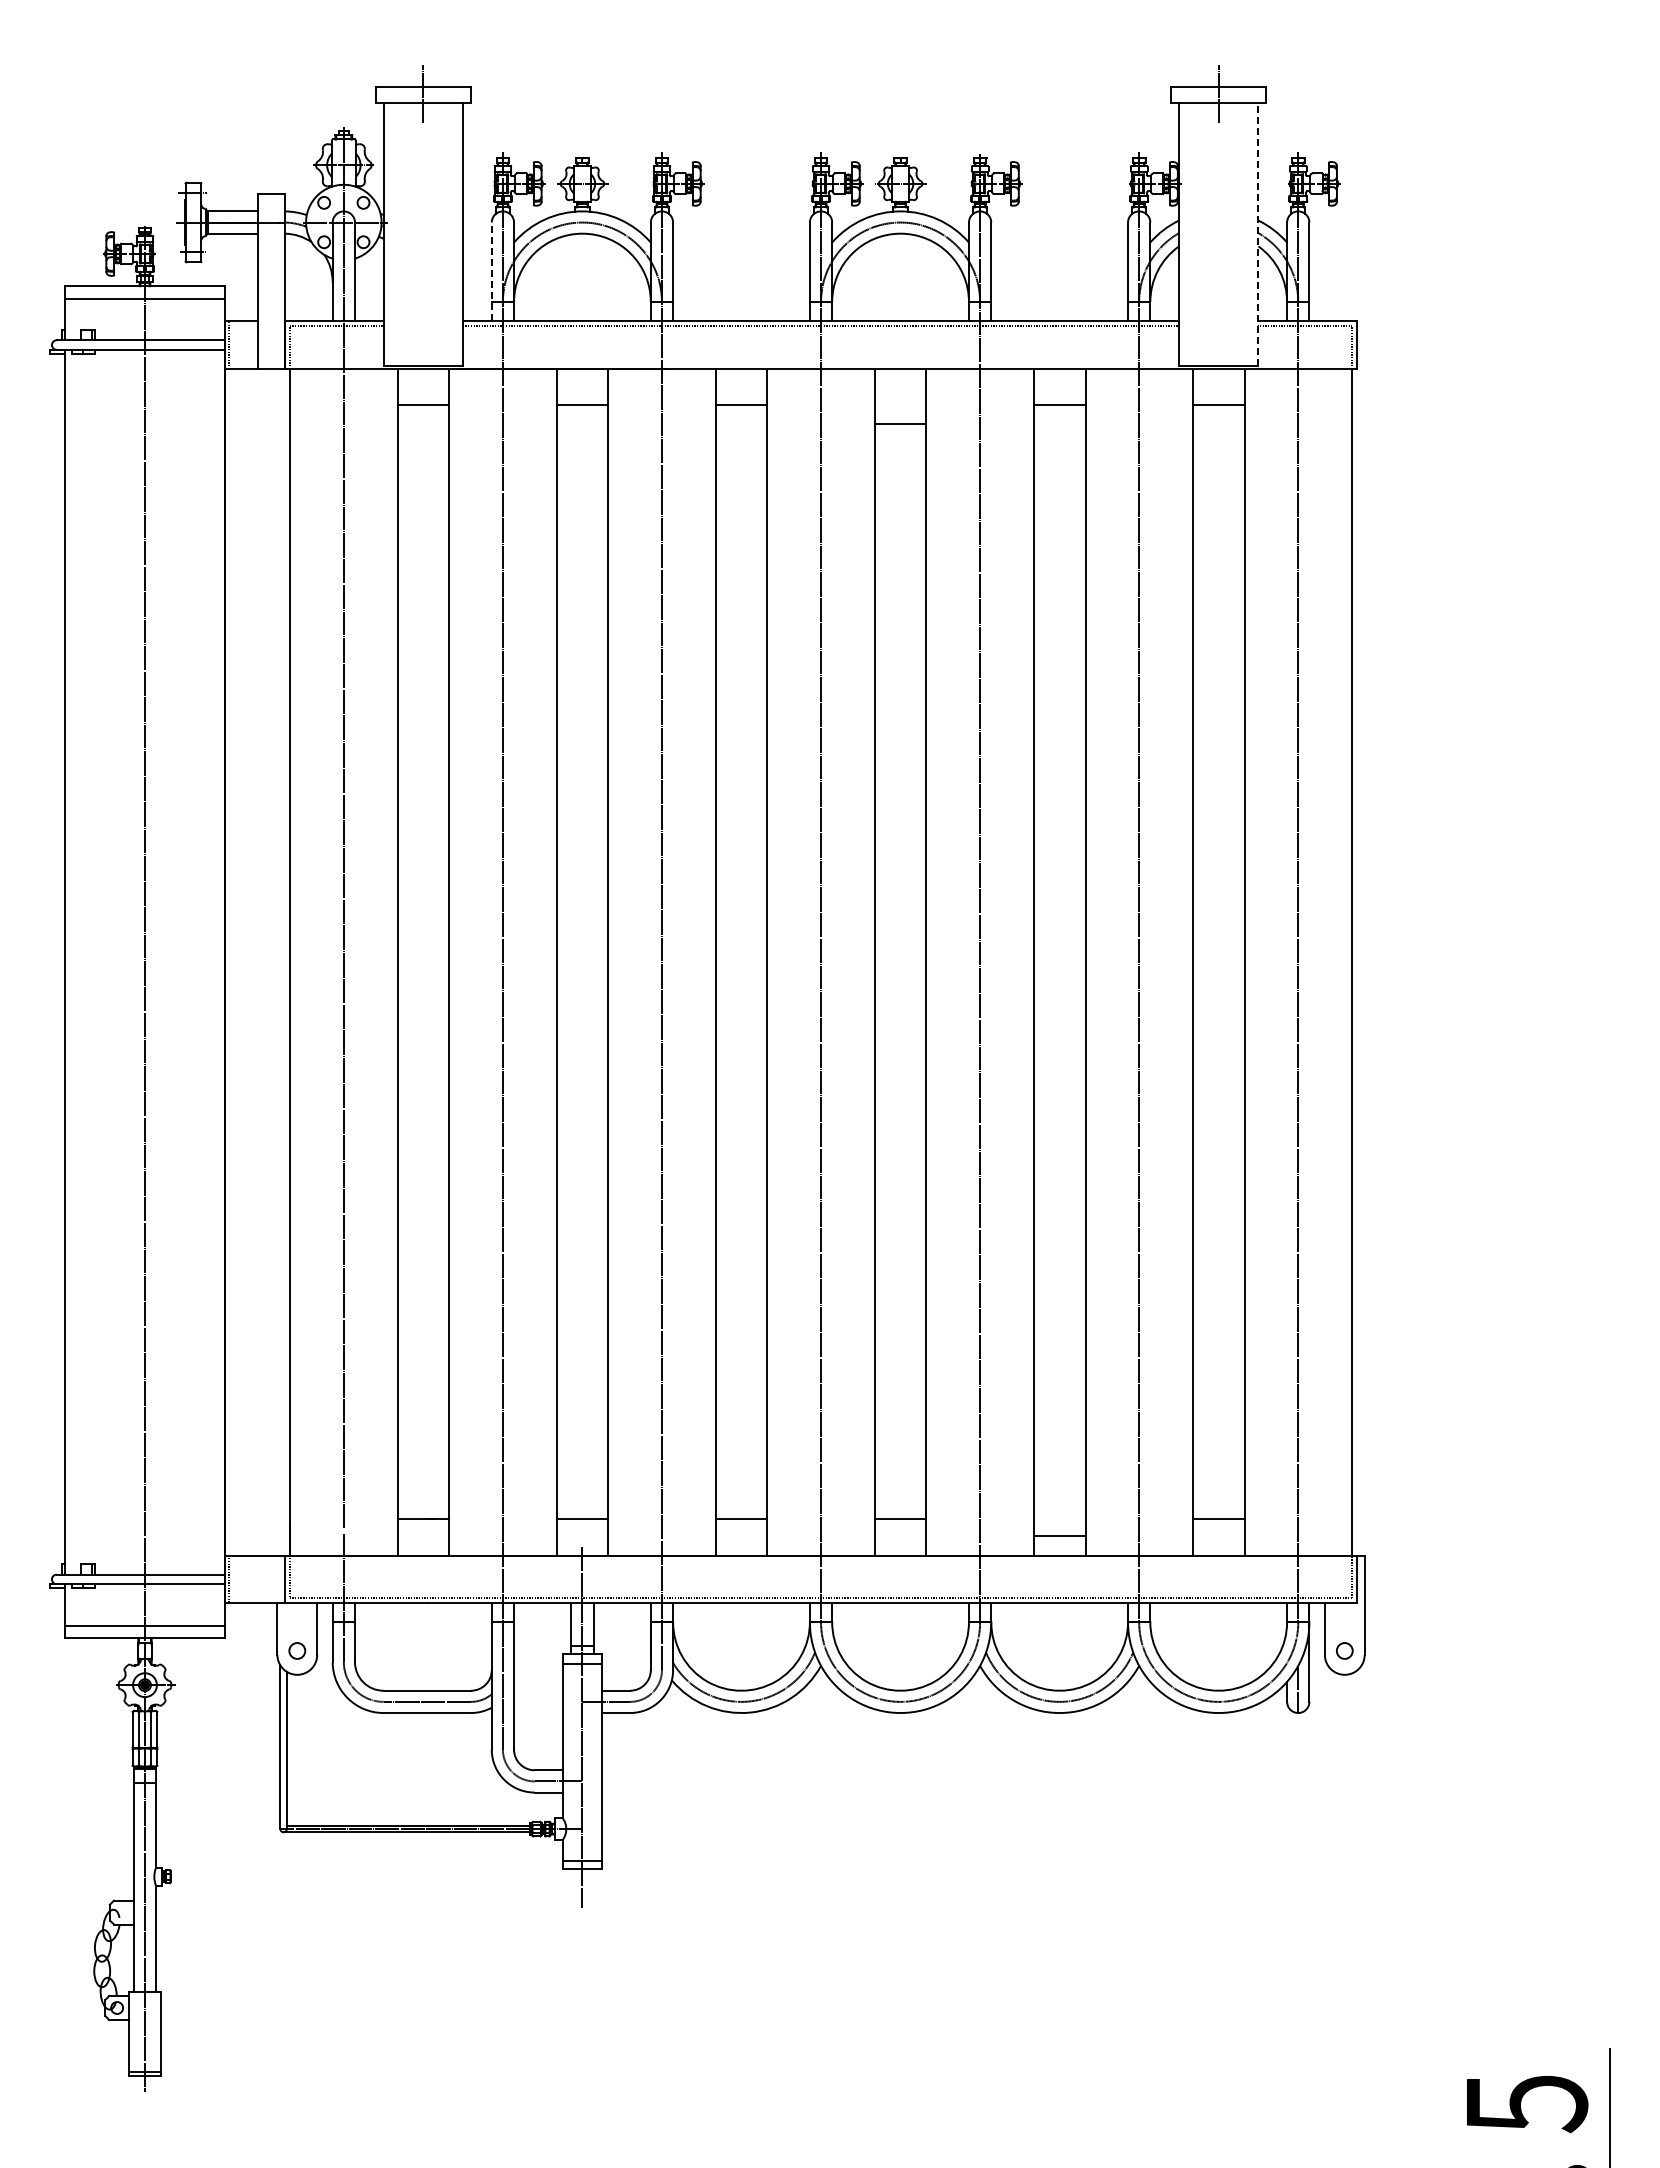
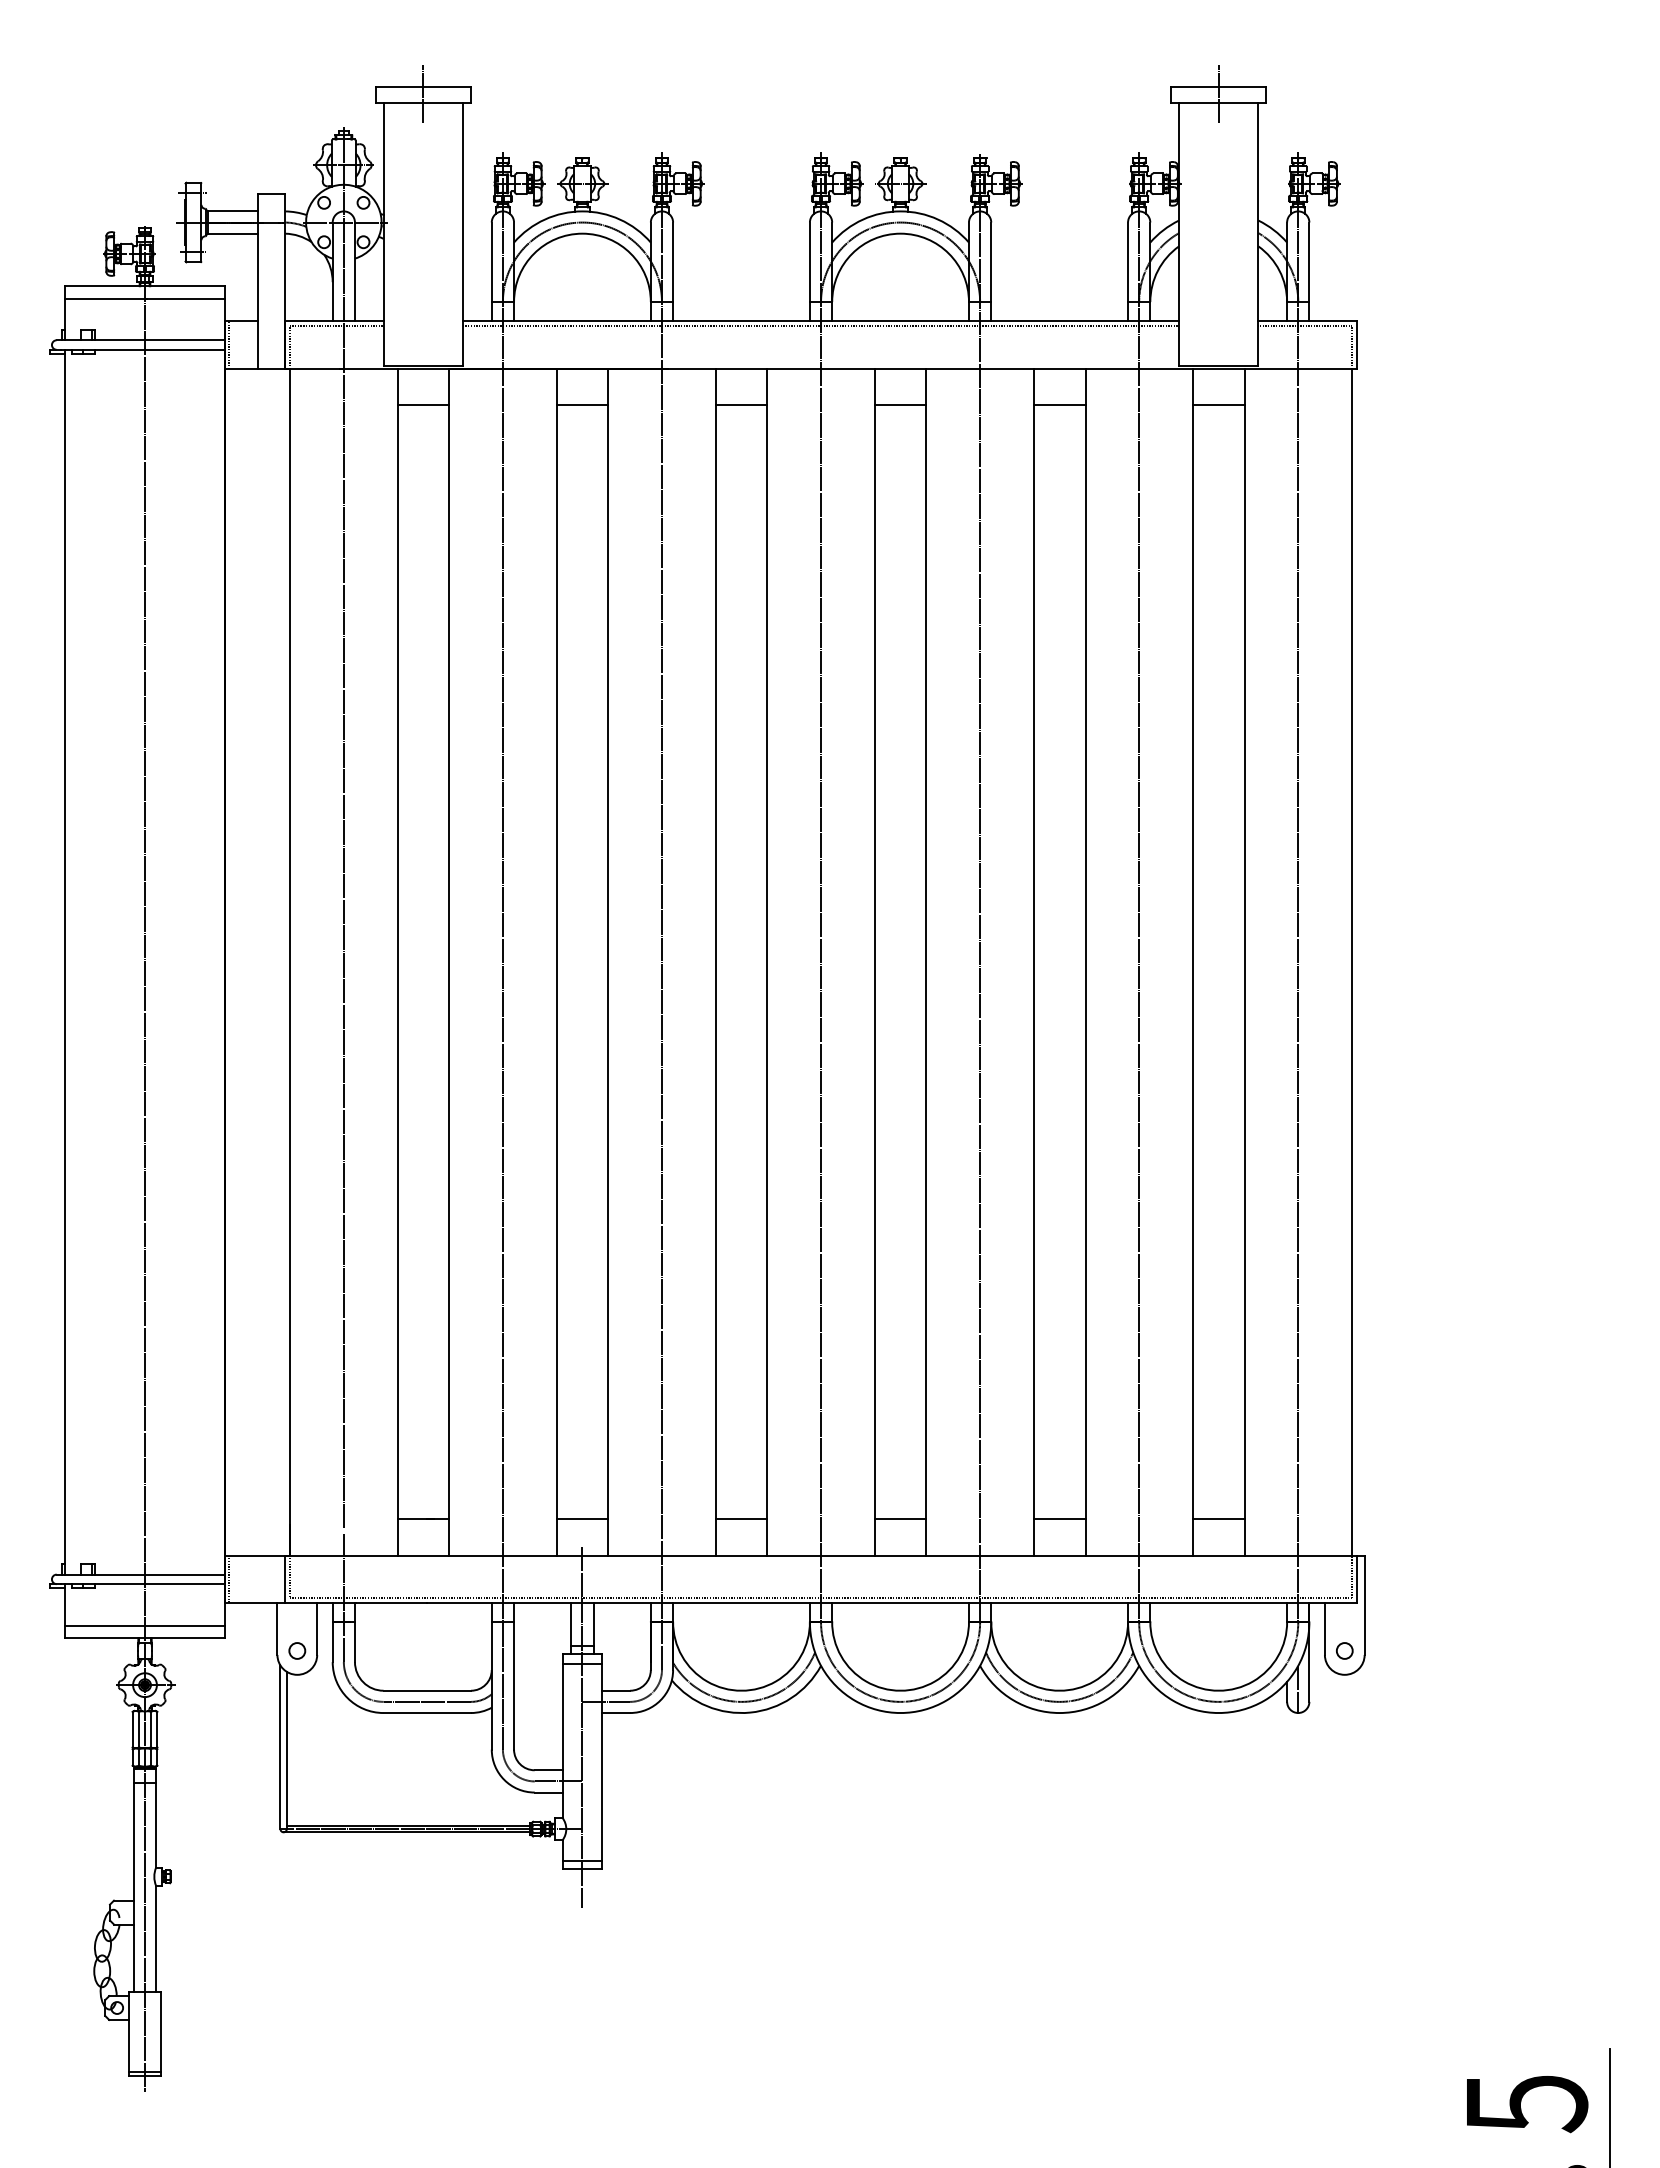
line: dashed -> solid (1258, 233)
line: dashed -> solid (491, 271)
line position: (900, 424) -> (900, 405) (900, 405)
line position: (1059, 1535) -> (1059, 1518) (1059, 1518)
